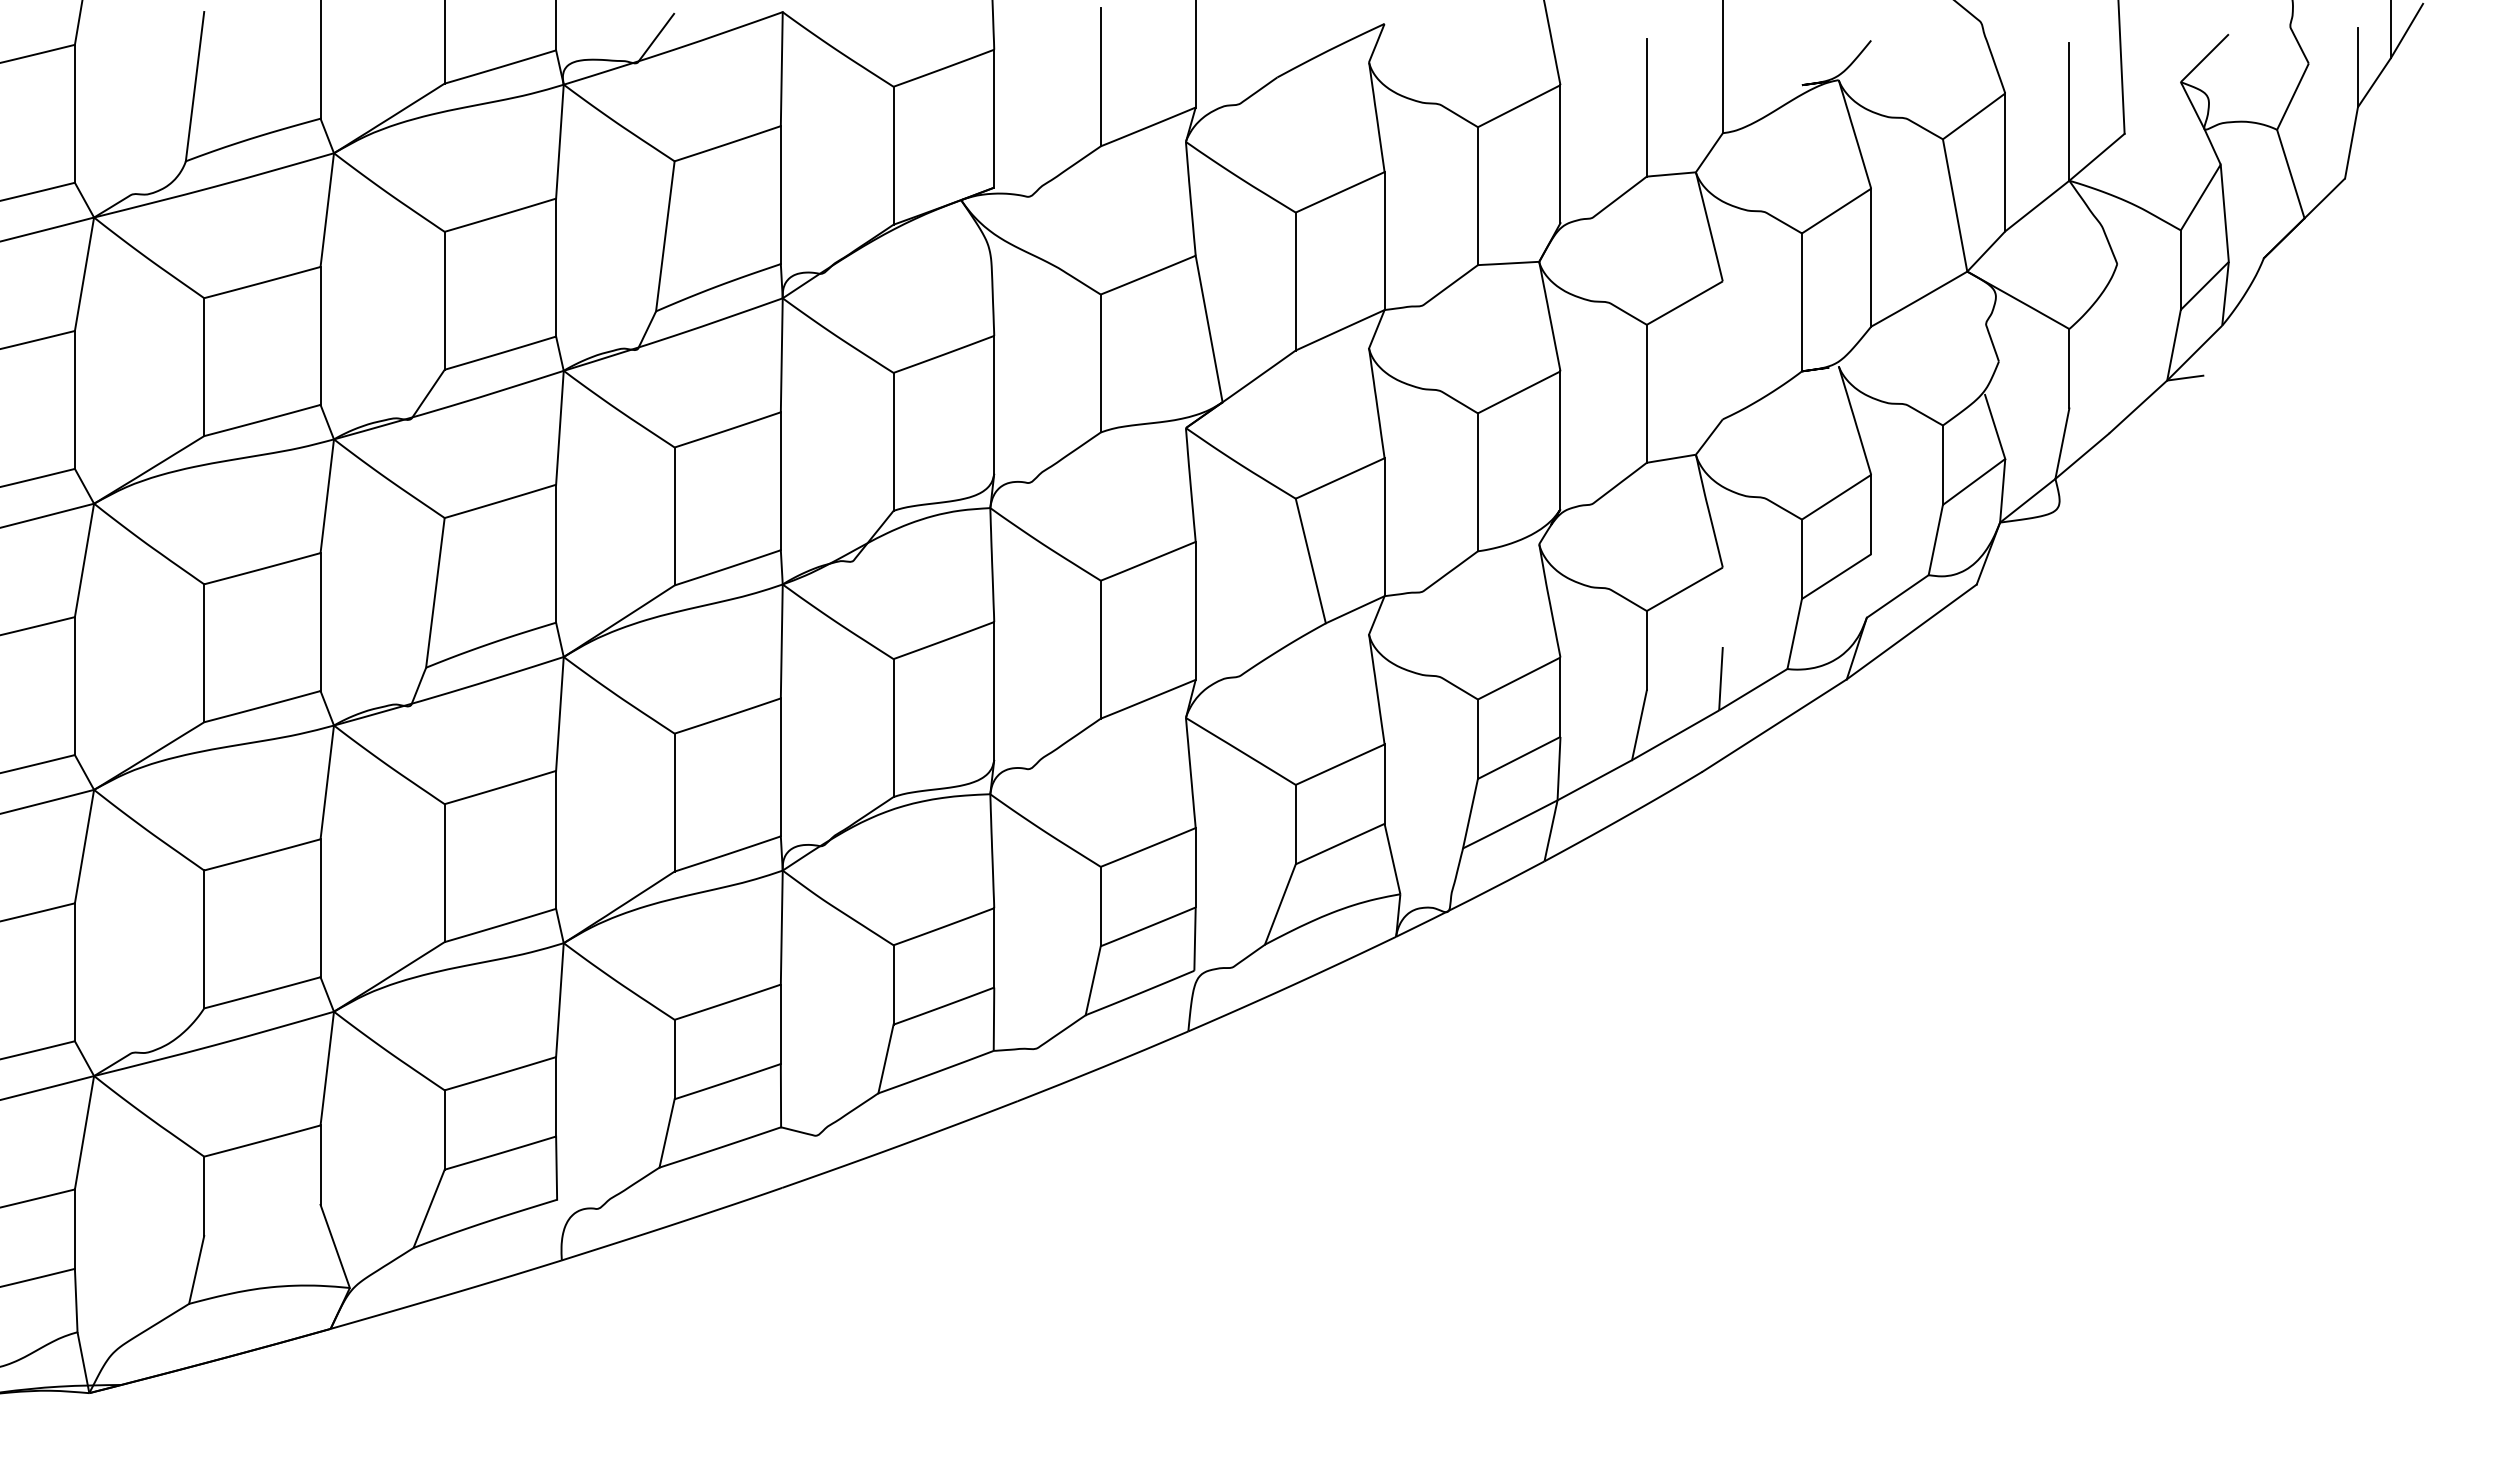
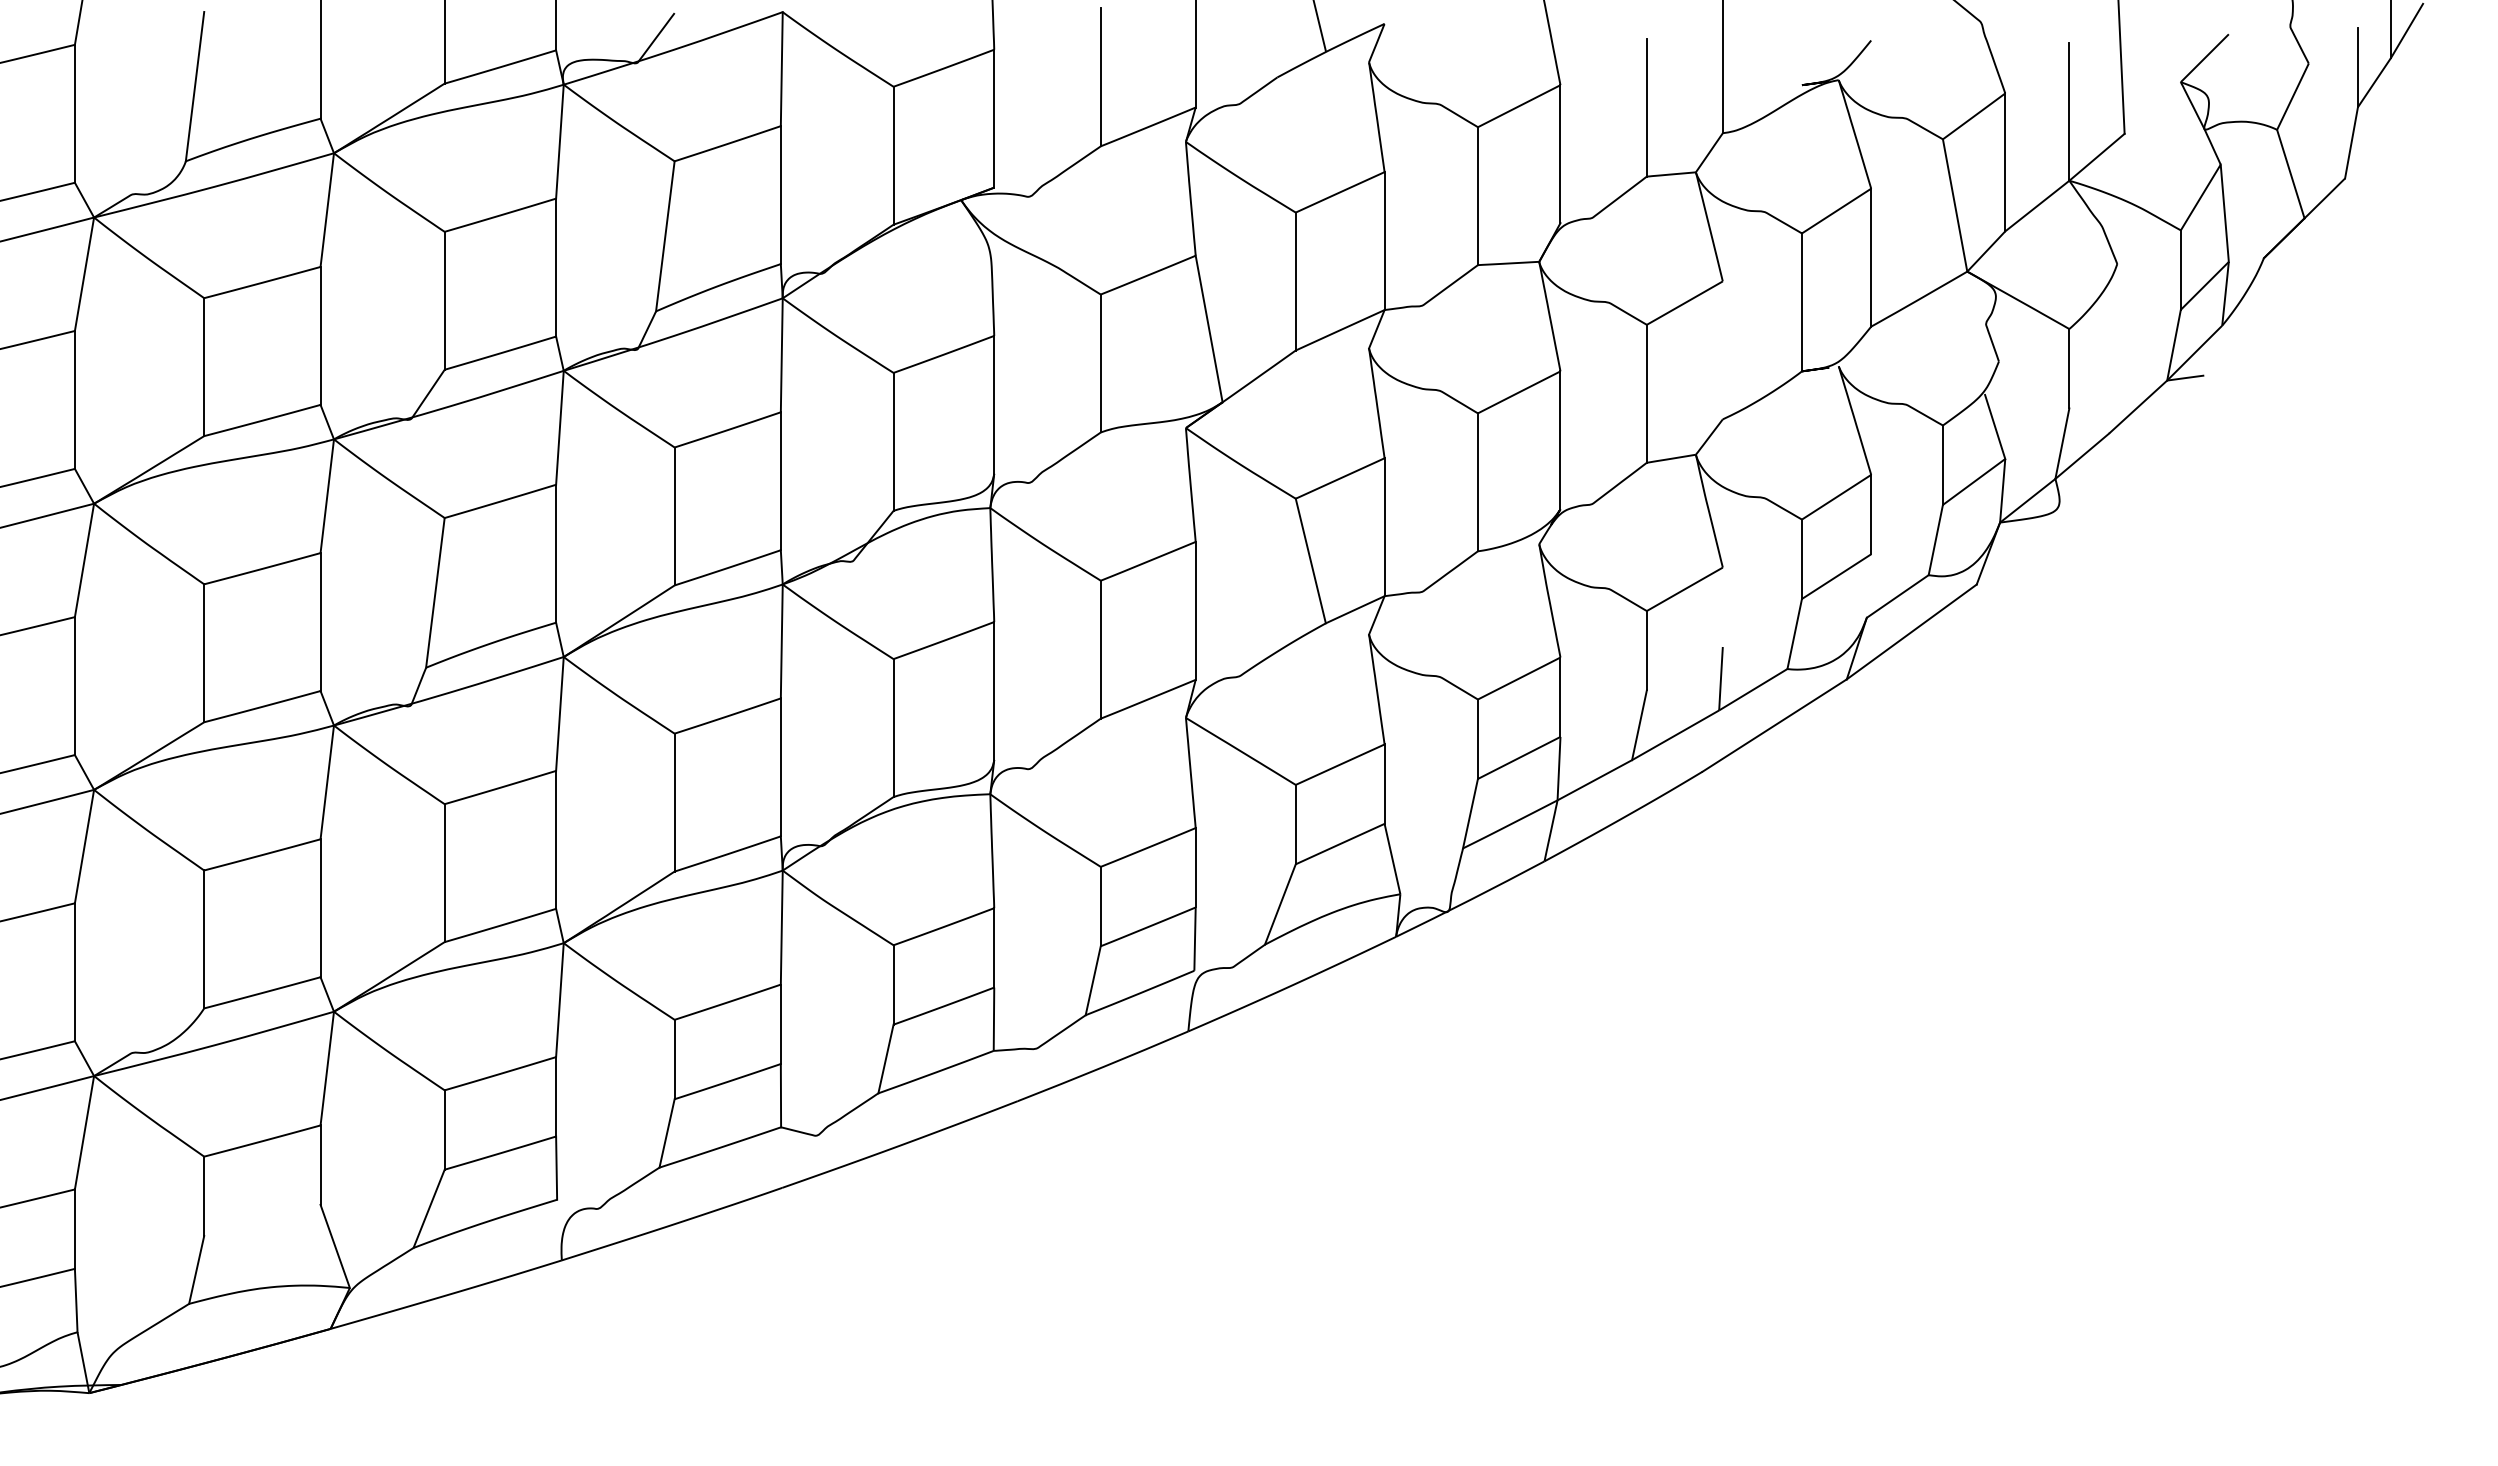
line: none -> present (1319, 26)
